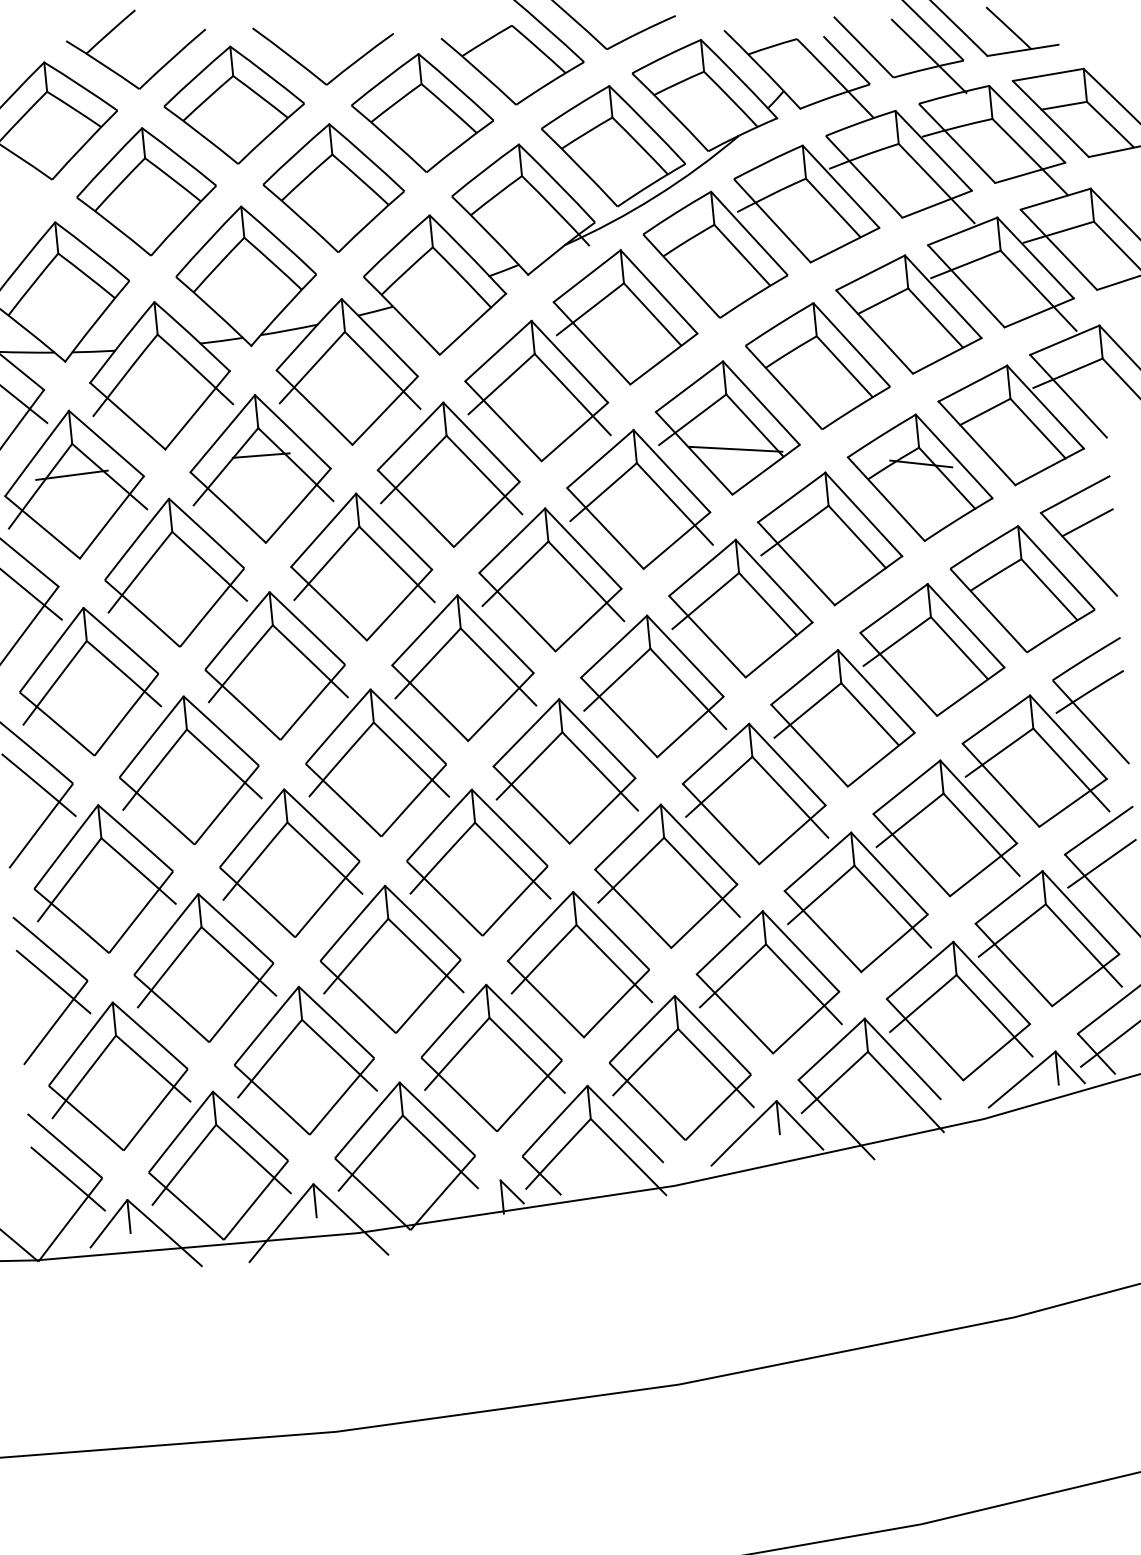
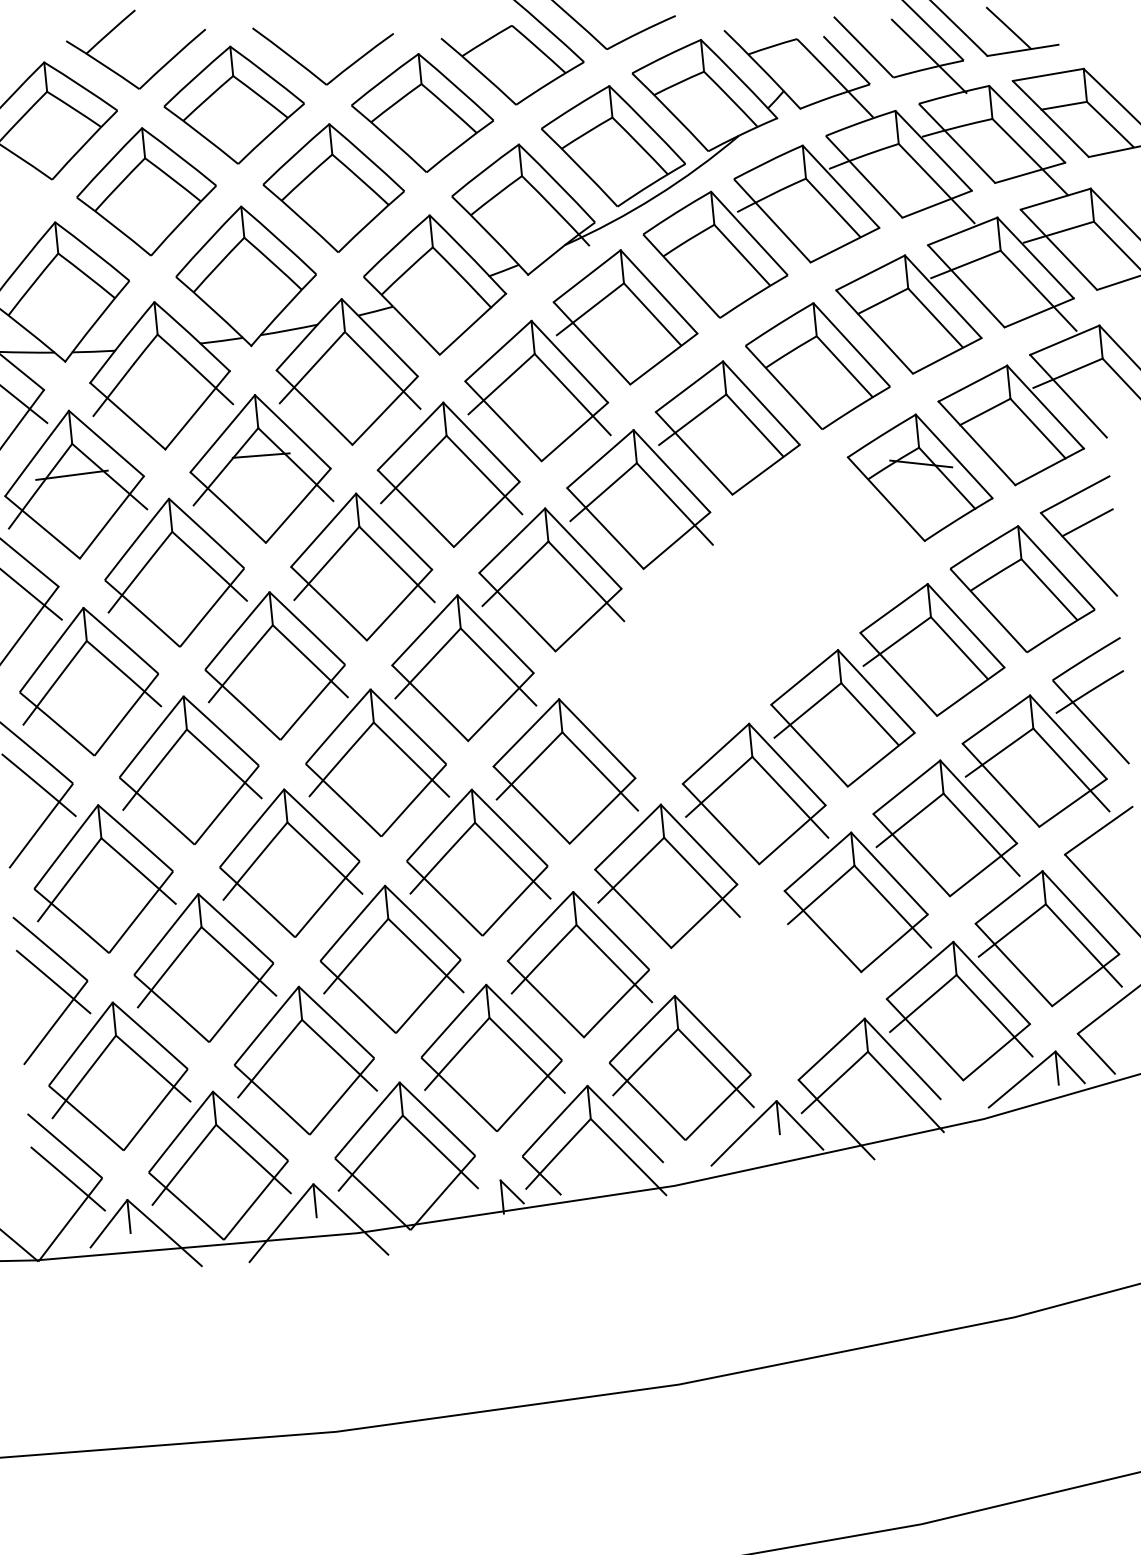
line: present -> none (735, 448)
part: present -> none (741, 614)
line: present -> none (1101, 863)
part: present -> none (768, 982)
line: present -> none (1109, 1044)
